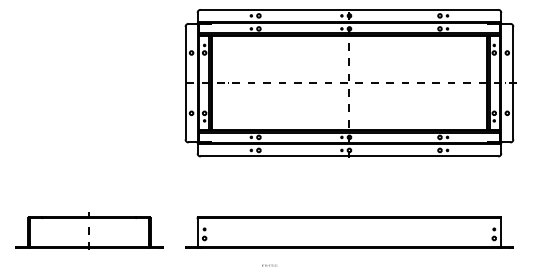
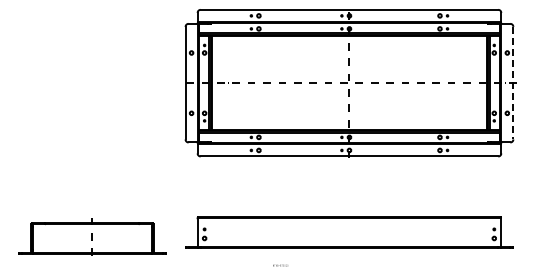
line: solid -> dashed (513, 83)
part position: (89, 230) -> (92, 236) (92, 236)
text position: (269, 265) -> (280, 265) (280, 265)
